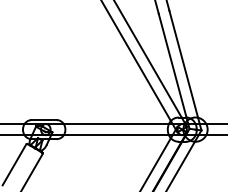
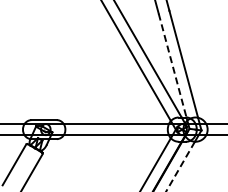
line: solid -> dashed (172, 65)
line: solid -> dashed (180, 166)
